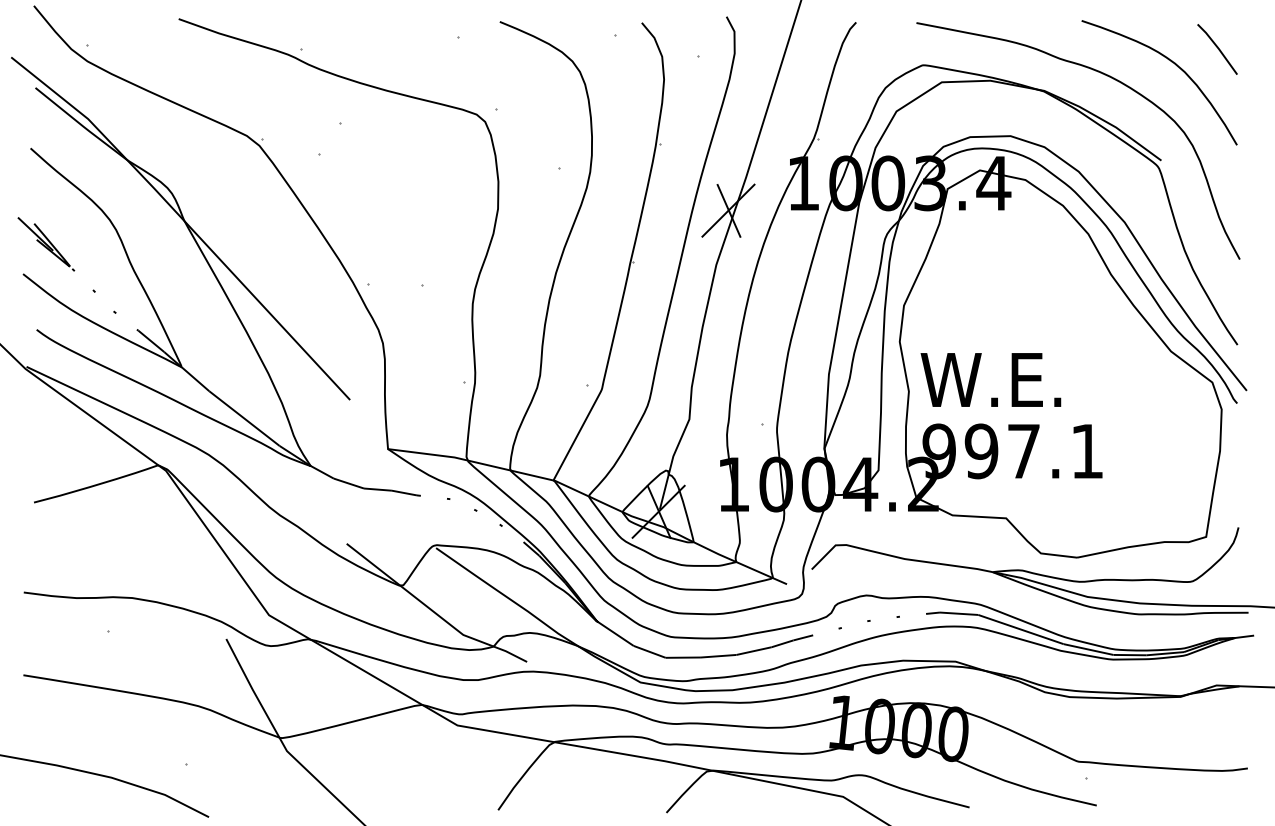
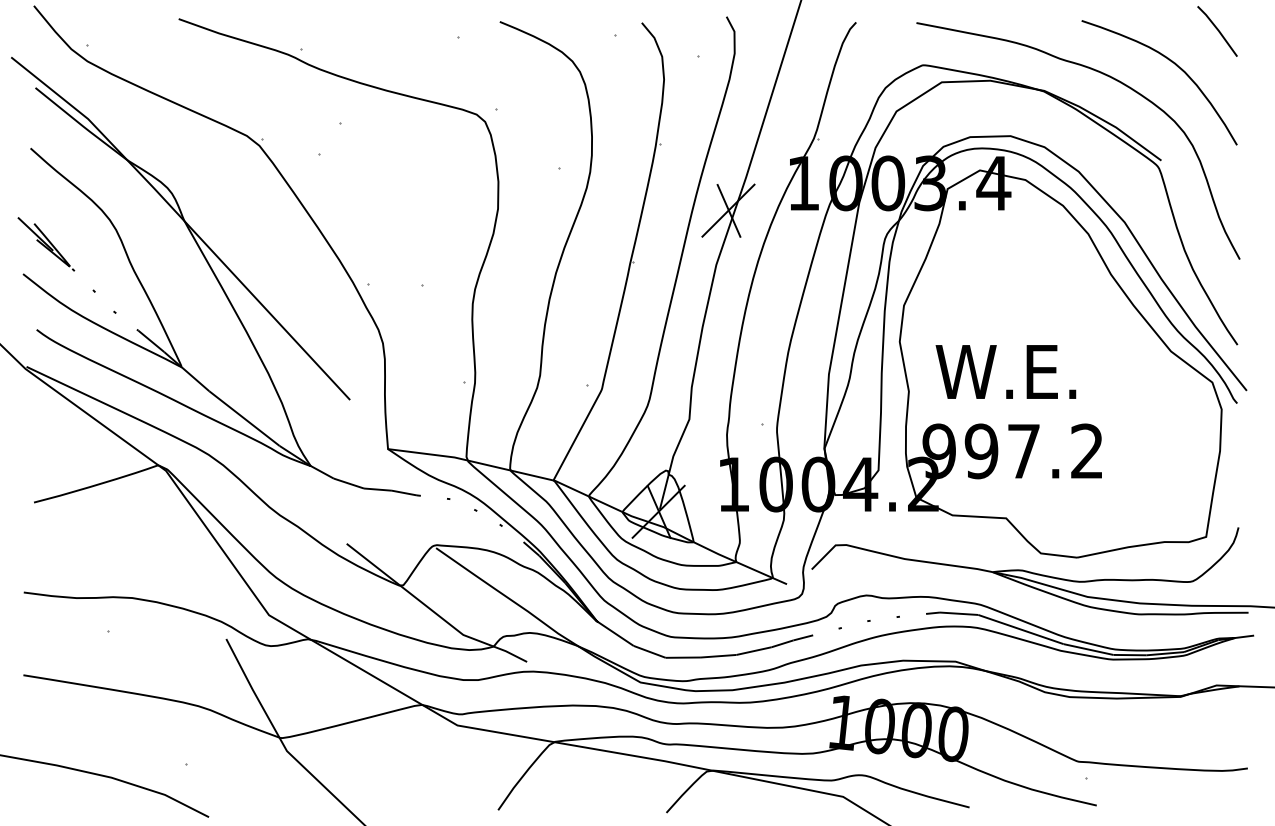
line position: (1217, 48) -> (1217, 30) (1217, 30)
text position: (990, 379) -> (1005, 371) (1005, 371)
text: 997.1 -> 997.2 (1086, 450)
